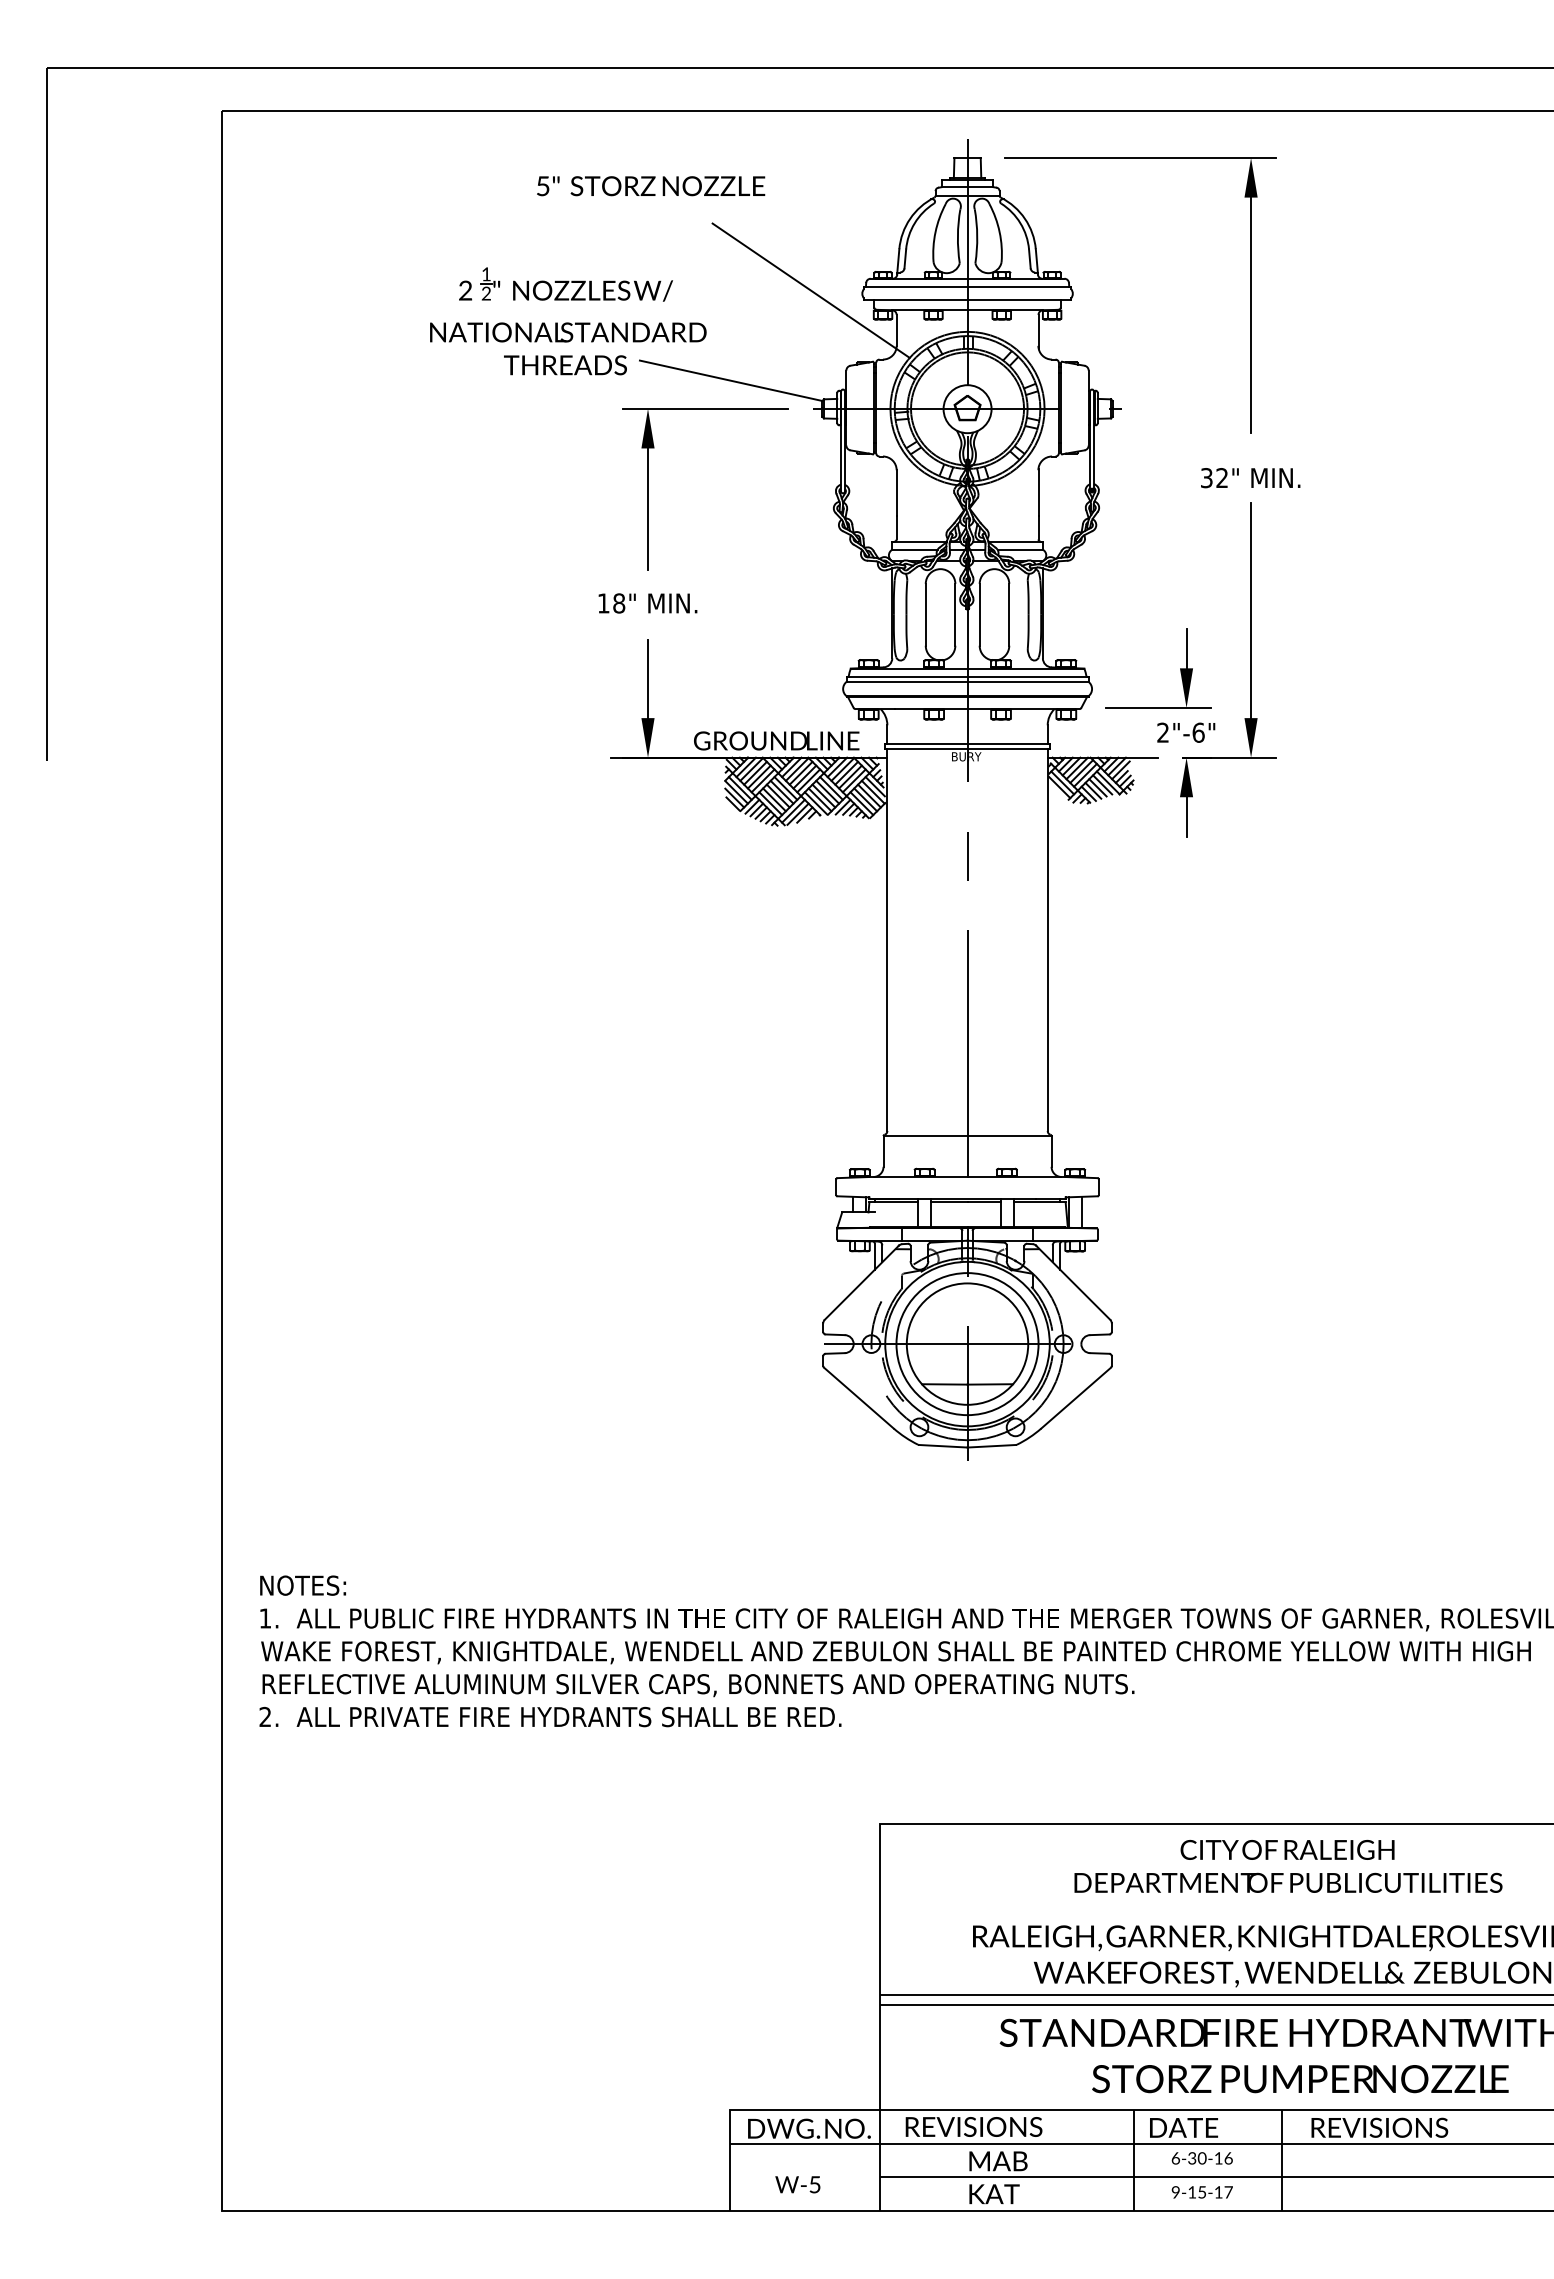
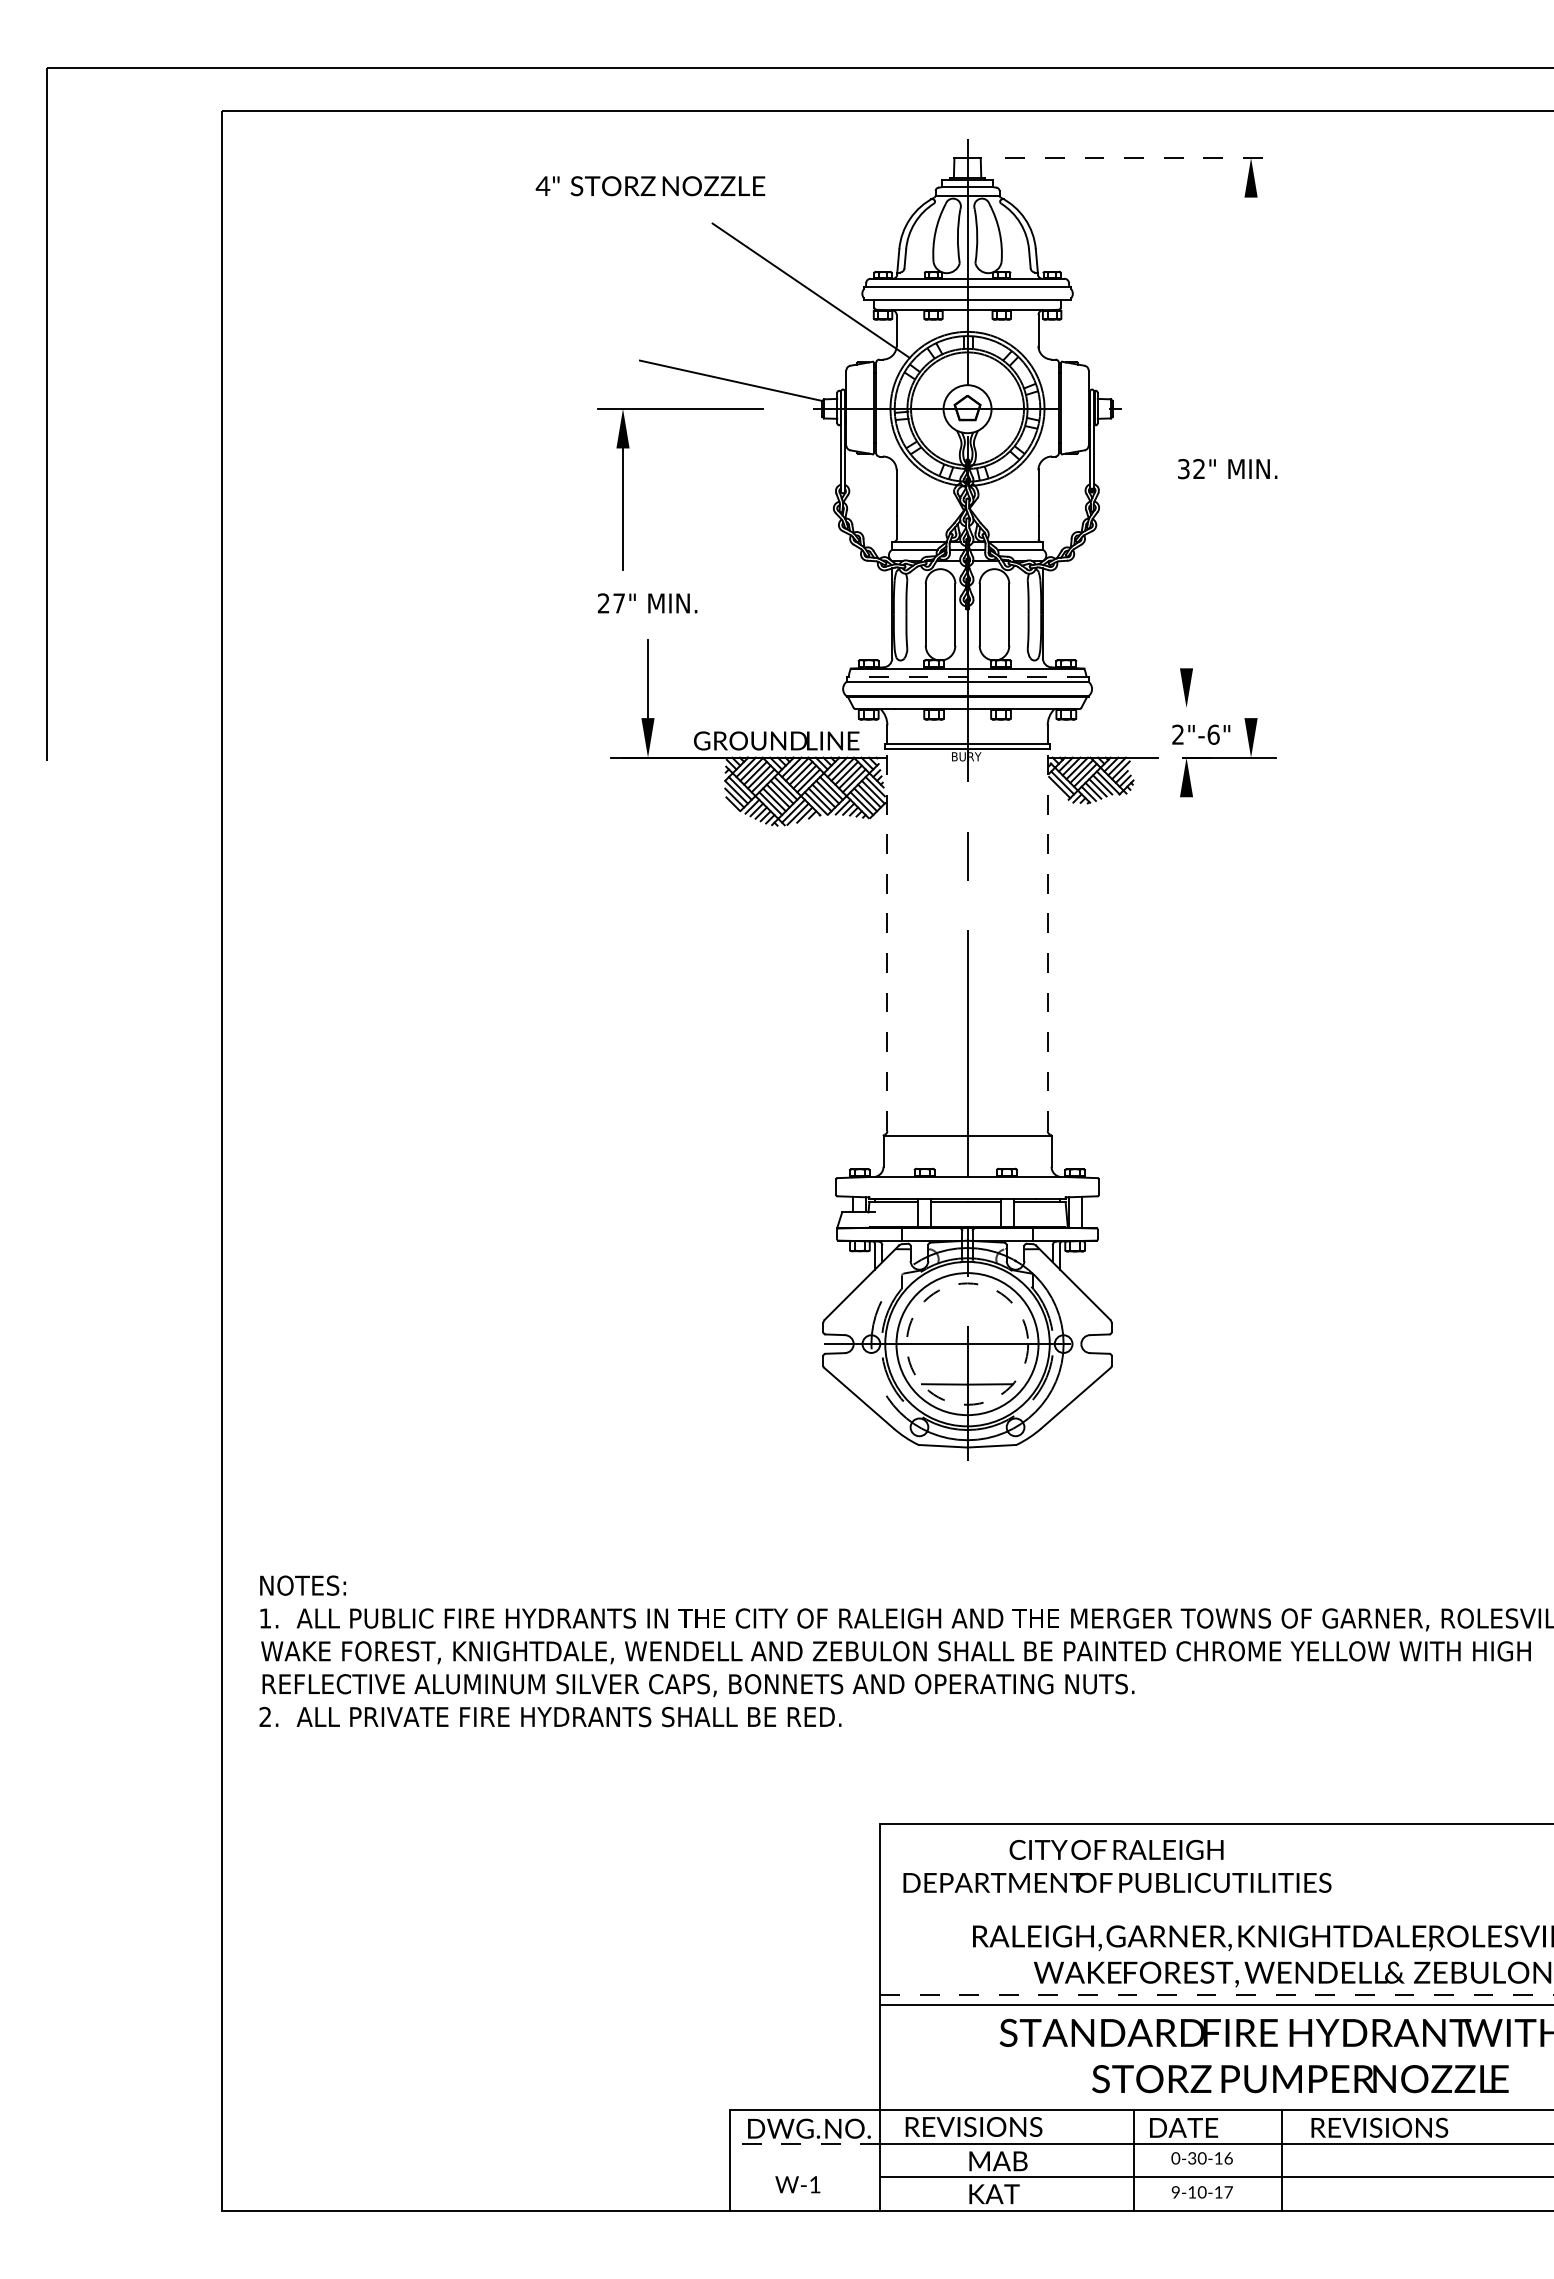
line: solid -> dashed (1141, 158)
text: 5" -> 4" (542, 186)
line: present -> none (1251, 315)
part: present -> none (568, 321)
text position: (1250, 478) -> (1227, 469) (1227, 469)
part position: (648, 489) -> (623, 489) (623, 489)
text: 18" -> 27" (611, 603)
line: present -> none (1251, 610)
line: present -> none (1186, 648)
line: solid -> dashed (967, 676)
line: present -> none (1158, 707)
text position: (1186, 732) -> (1201, 734) (1201, 734)
line: present -> none (1186, 816)
line: solid -> dashed (887, 939)
line: solid -> dashed (1047, 939)
circle: solid -> dashed (967, 1343)
text position: (1288, 1865) -> (1117, 1865) (1117, 1865)
line: solid -> dashed (1216, 1994)
line: solid -> dashed (804, 2143)
text: 6-30-16 -> 0-30-16 (1175, 2157)
text: W-5 -> W-1 (814, 2184)
text: 9-15-17 -> 9-10-17 (1201, 2192)
